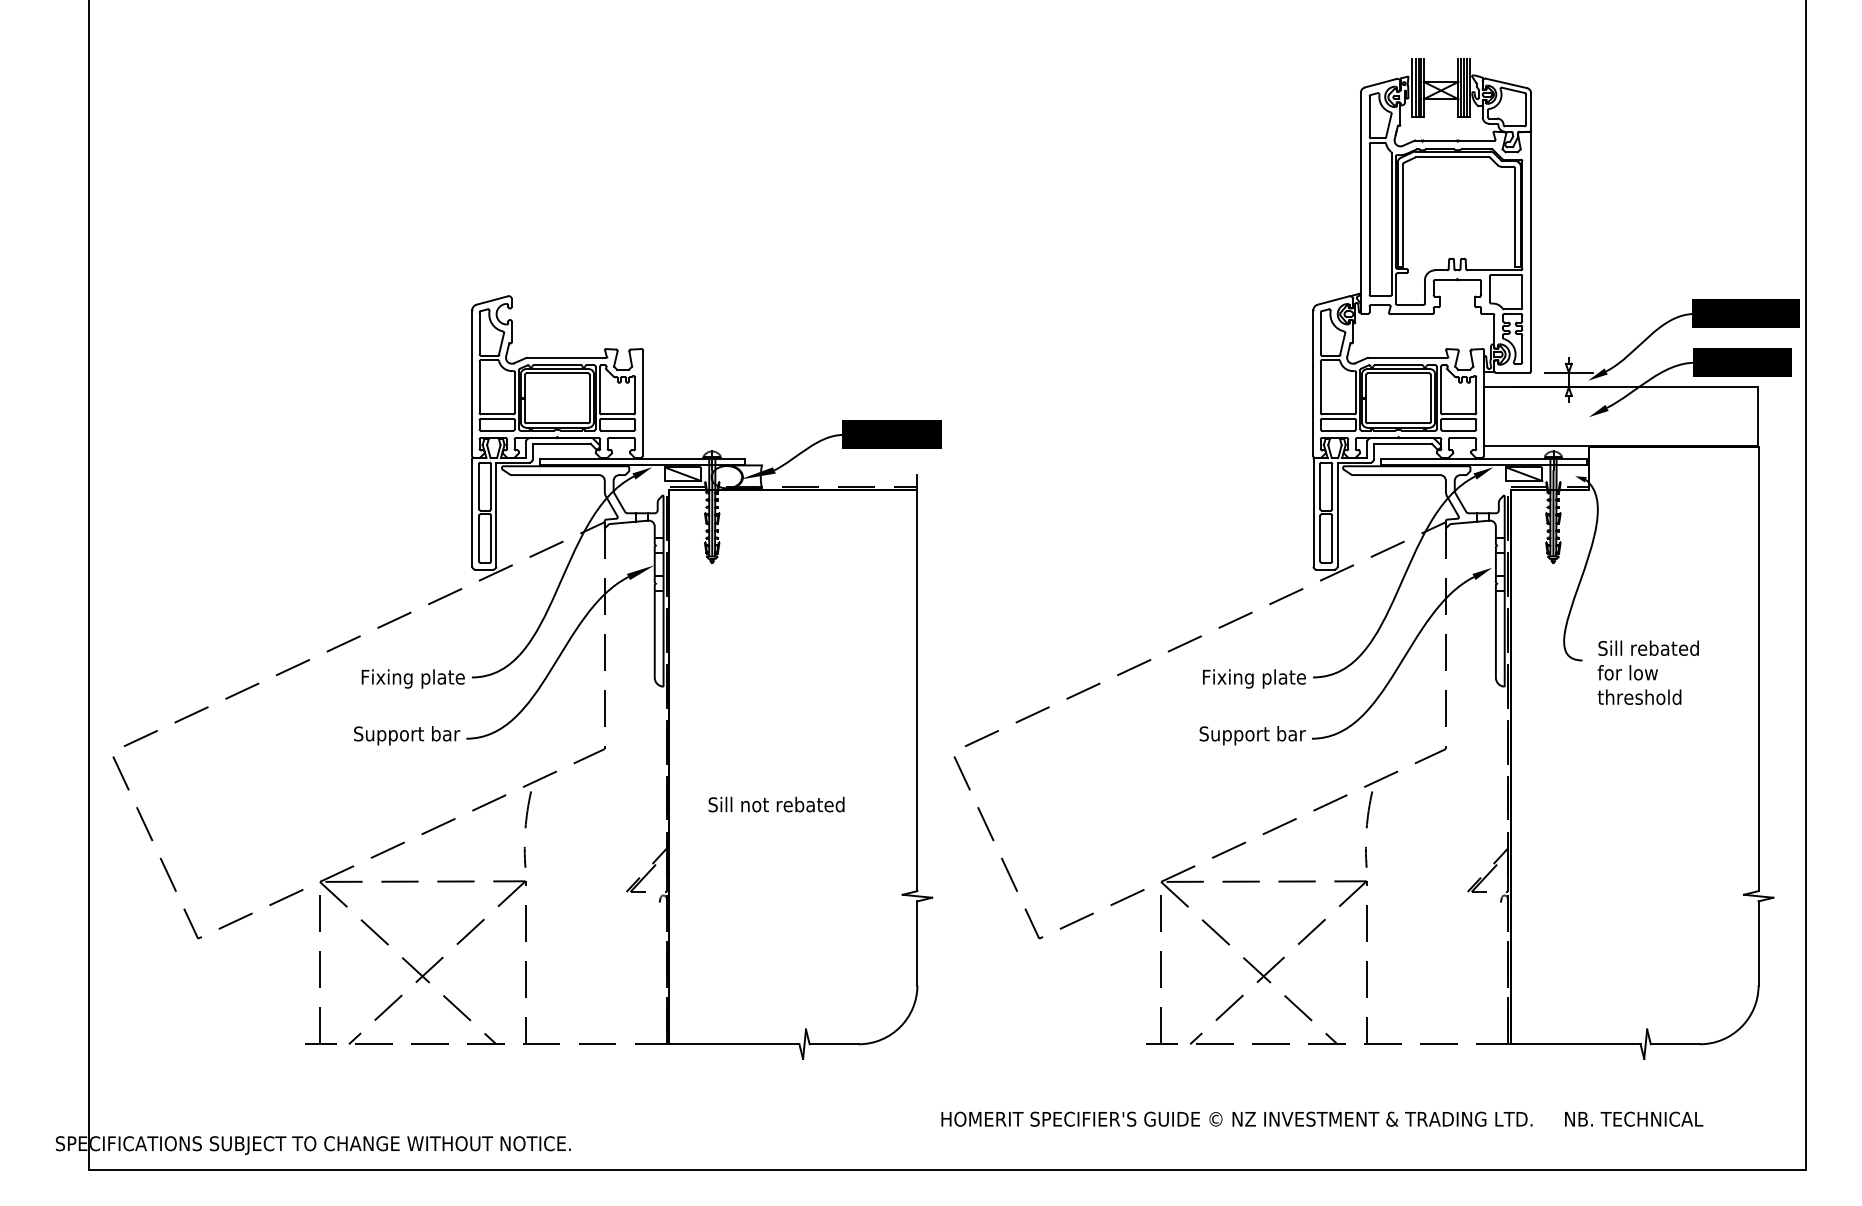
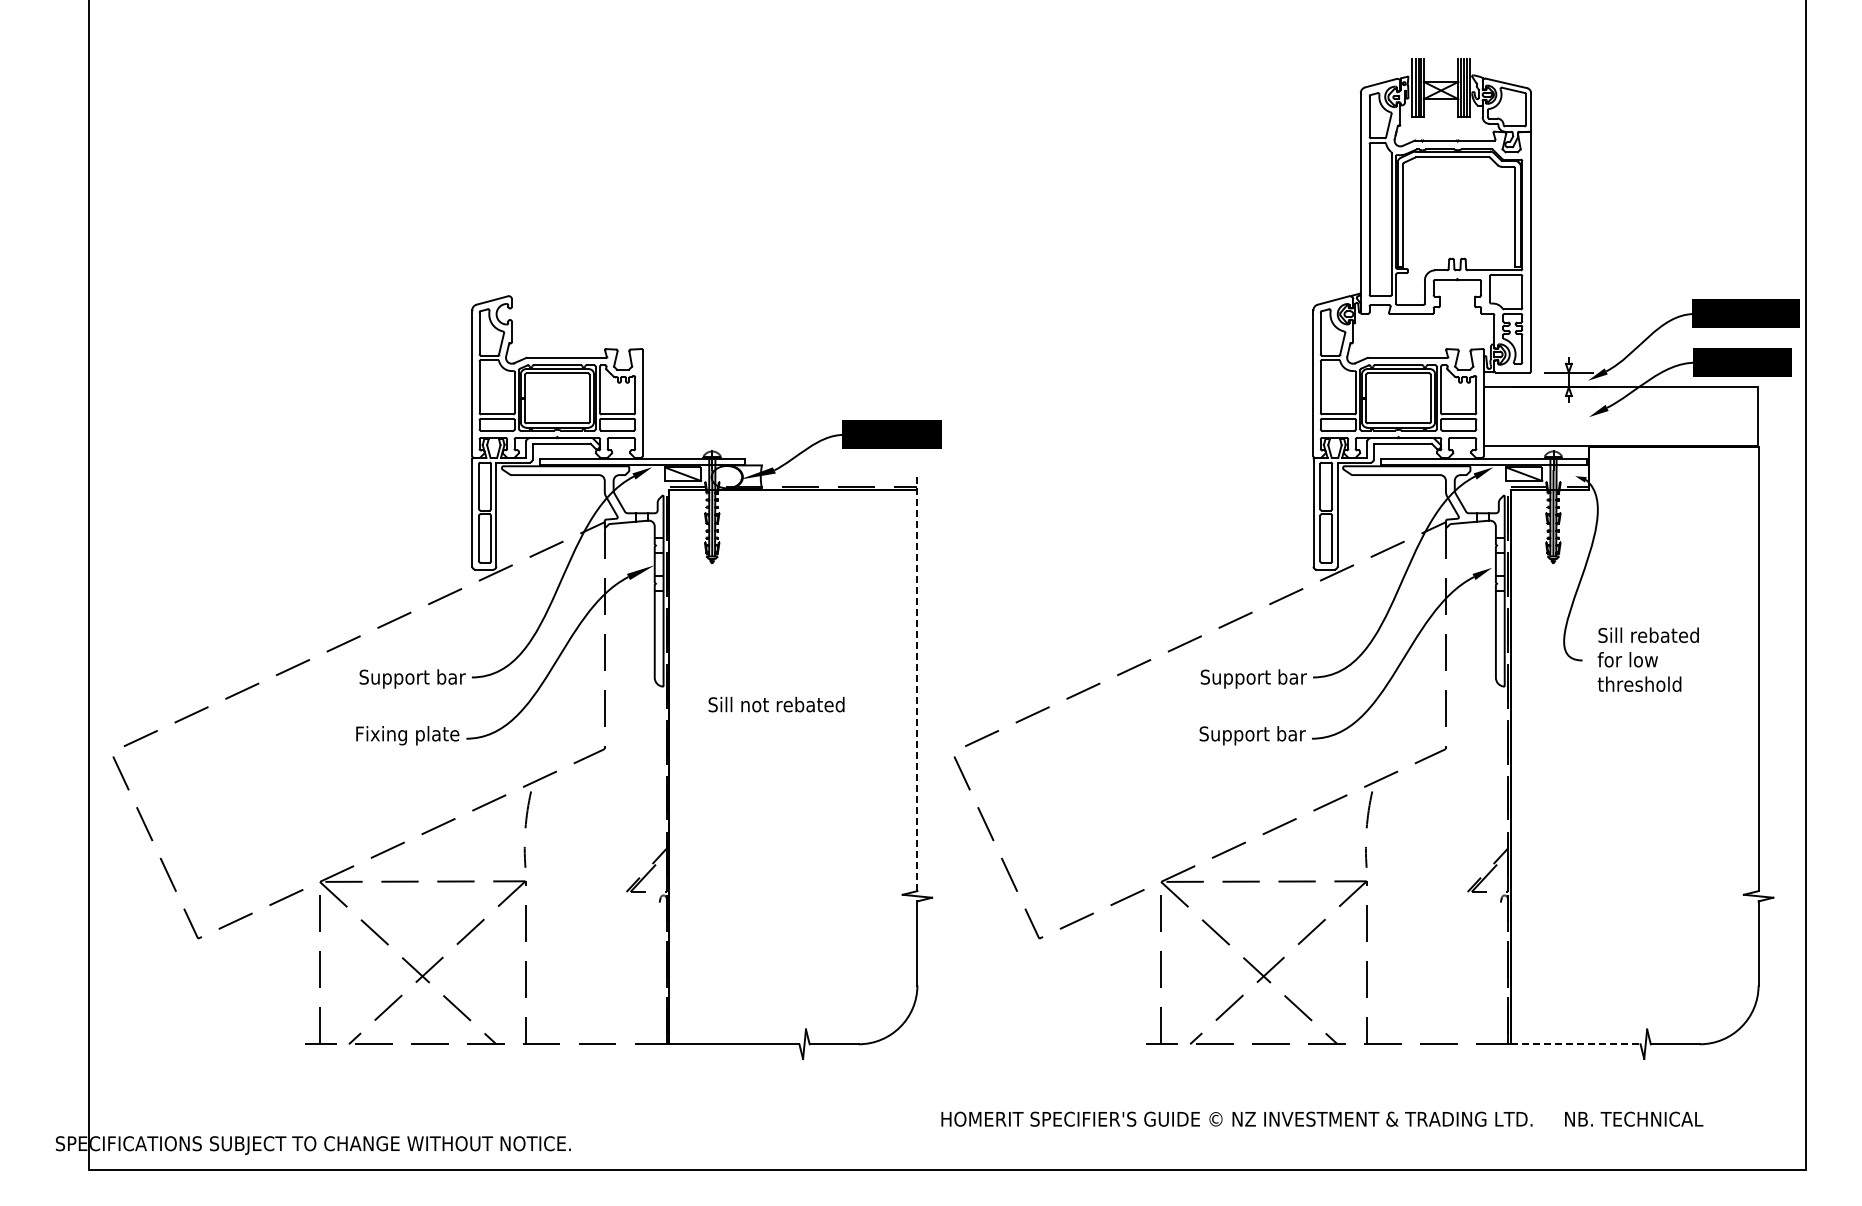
text position: (1647, 672) -> (1647, 659) (1647, 659)
text: Fixing plate -> Support bar (412, 678)
text: Fixing plate -> Support bar (1253, 678)
line: solid -> dashed (917, 682)
text: Support bar -> Fixing plate (407, 735)
text position: (776, 804) -> (776, 704) (776, 704)
line: solid -> dashed (1575, 1044)
